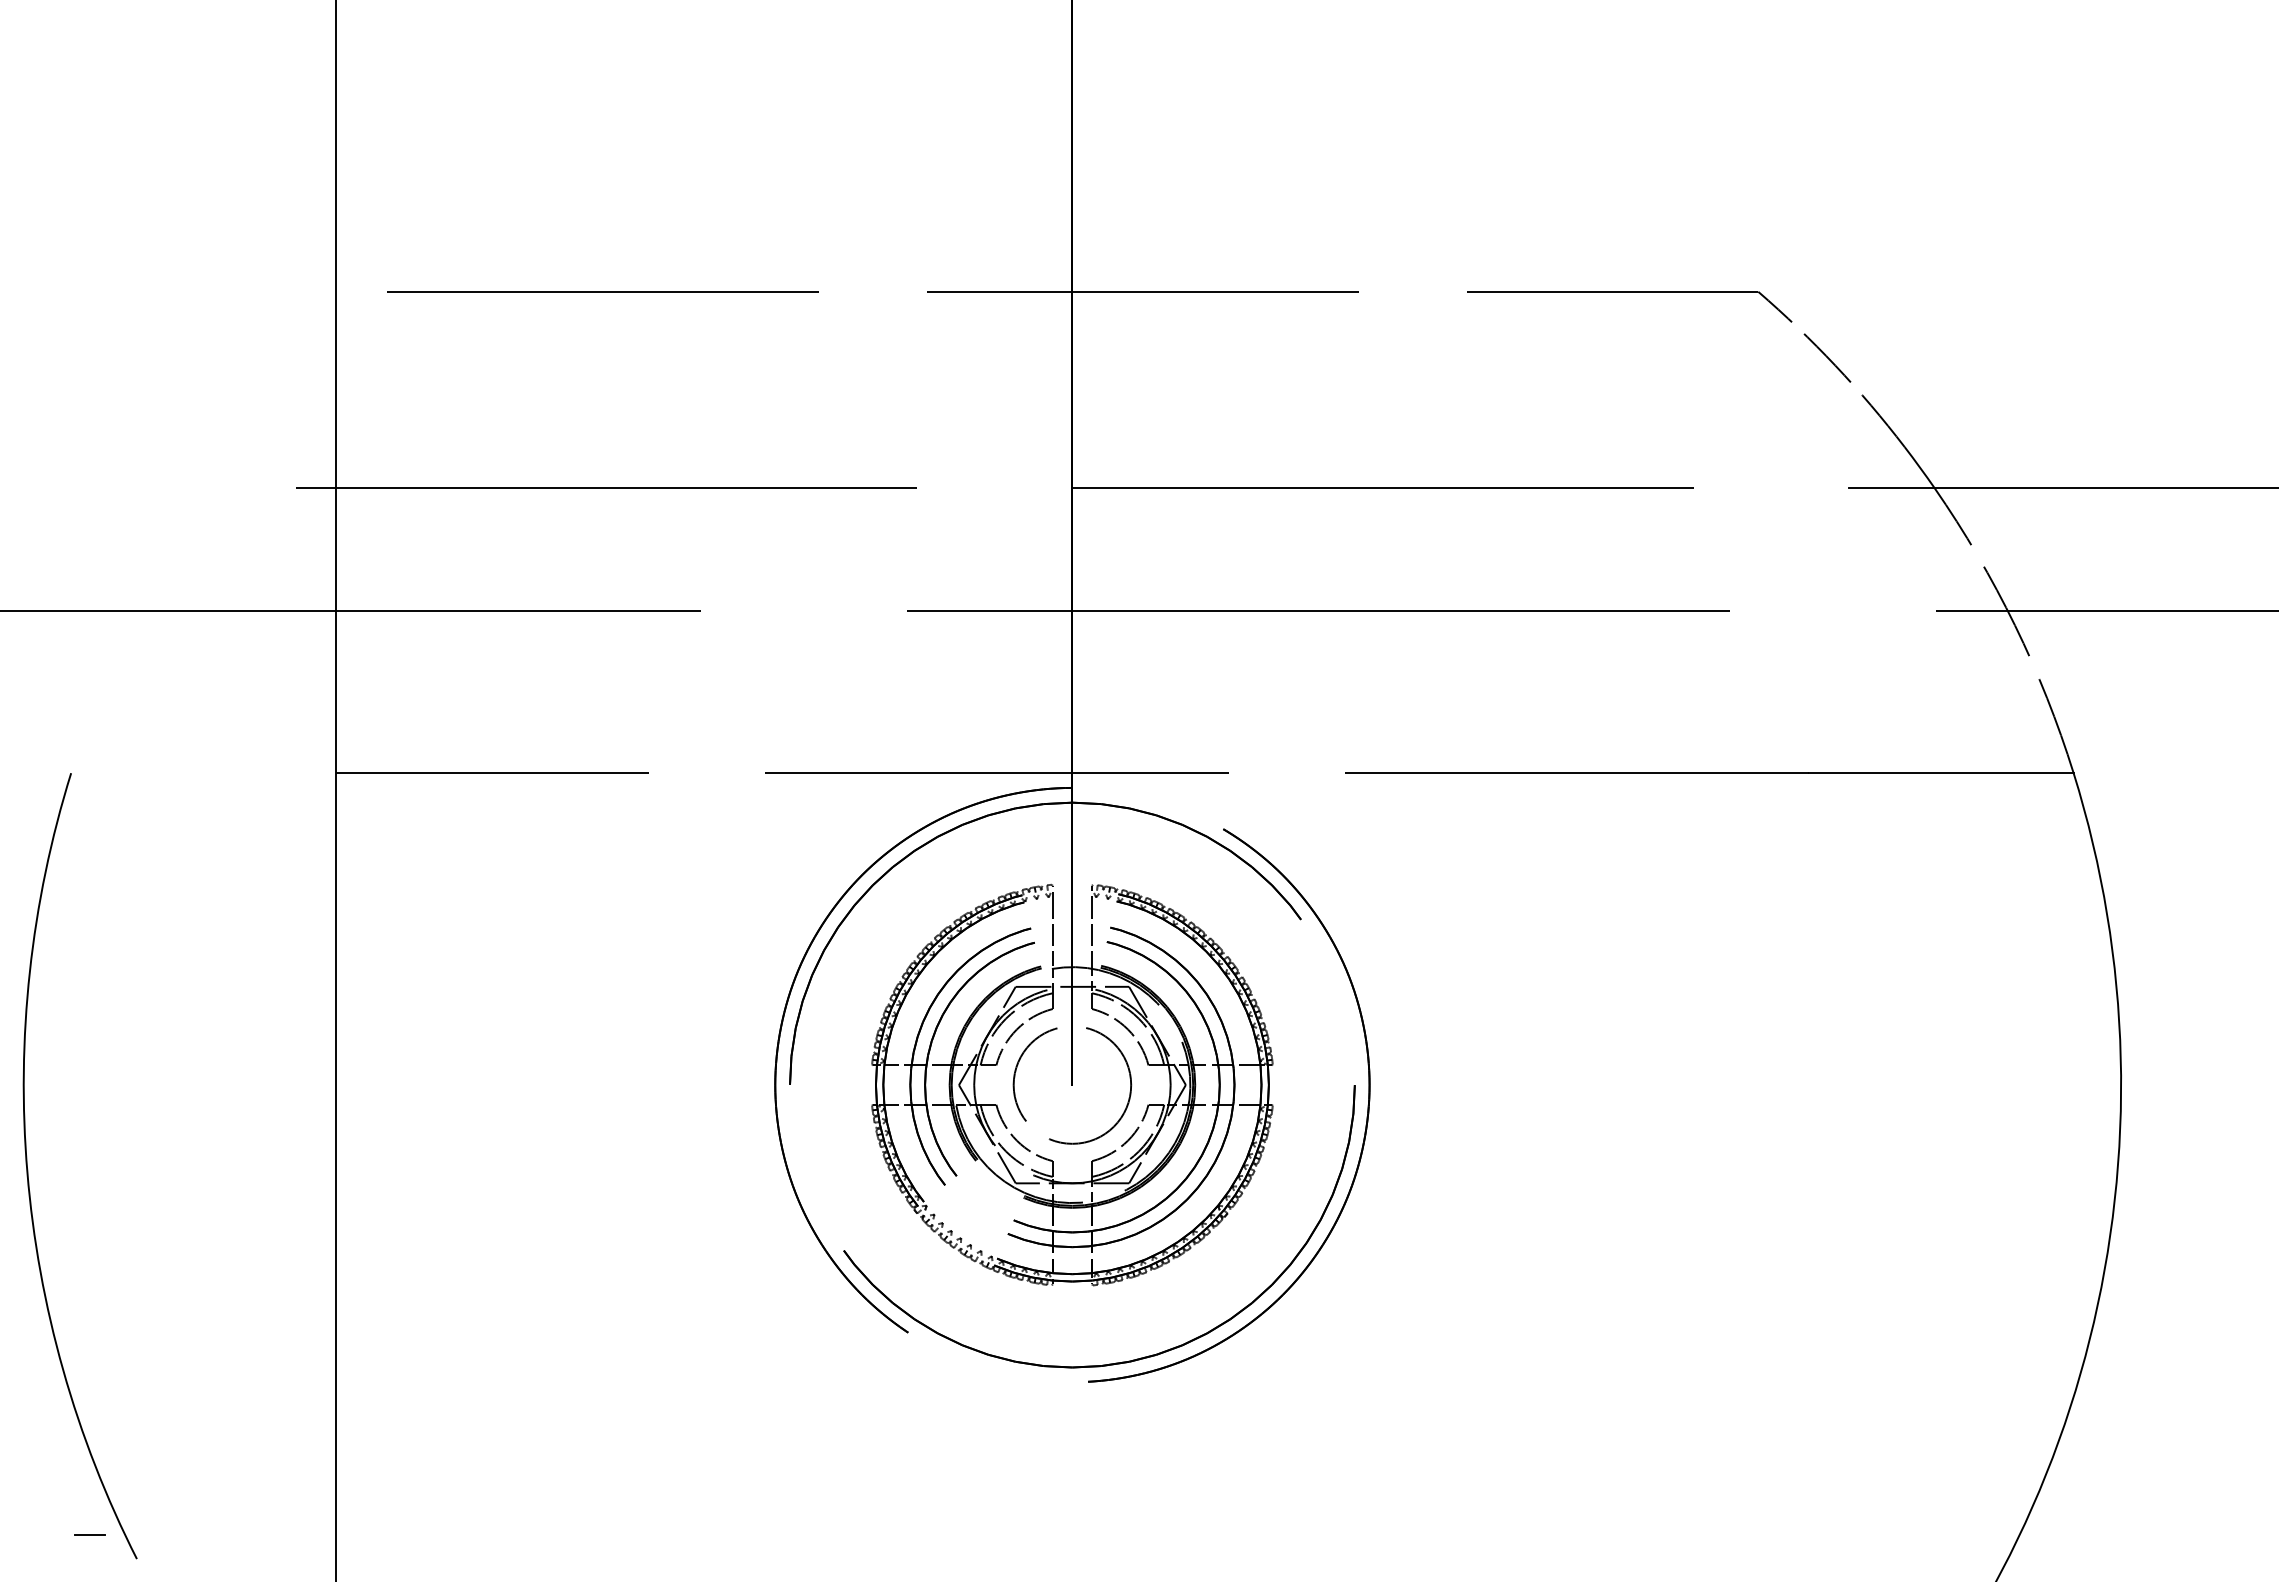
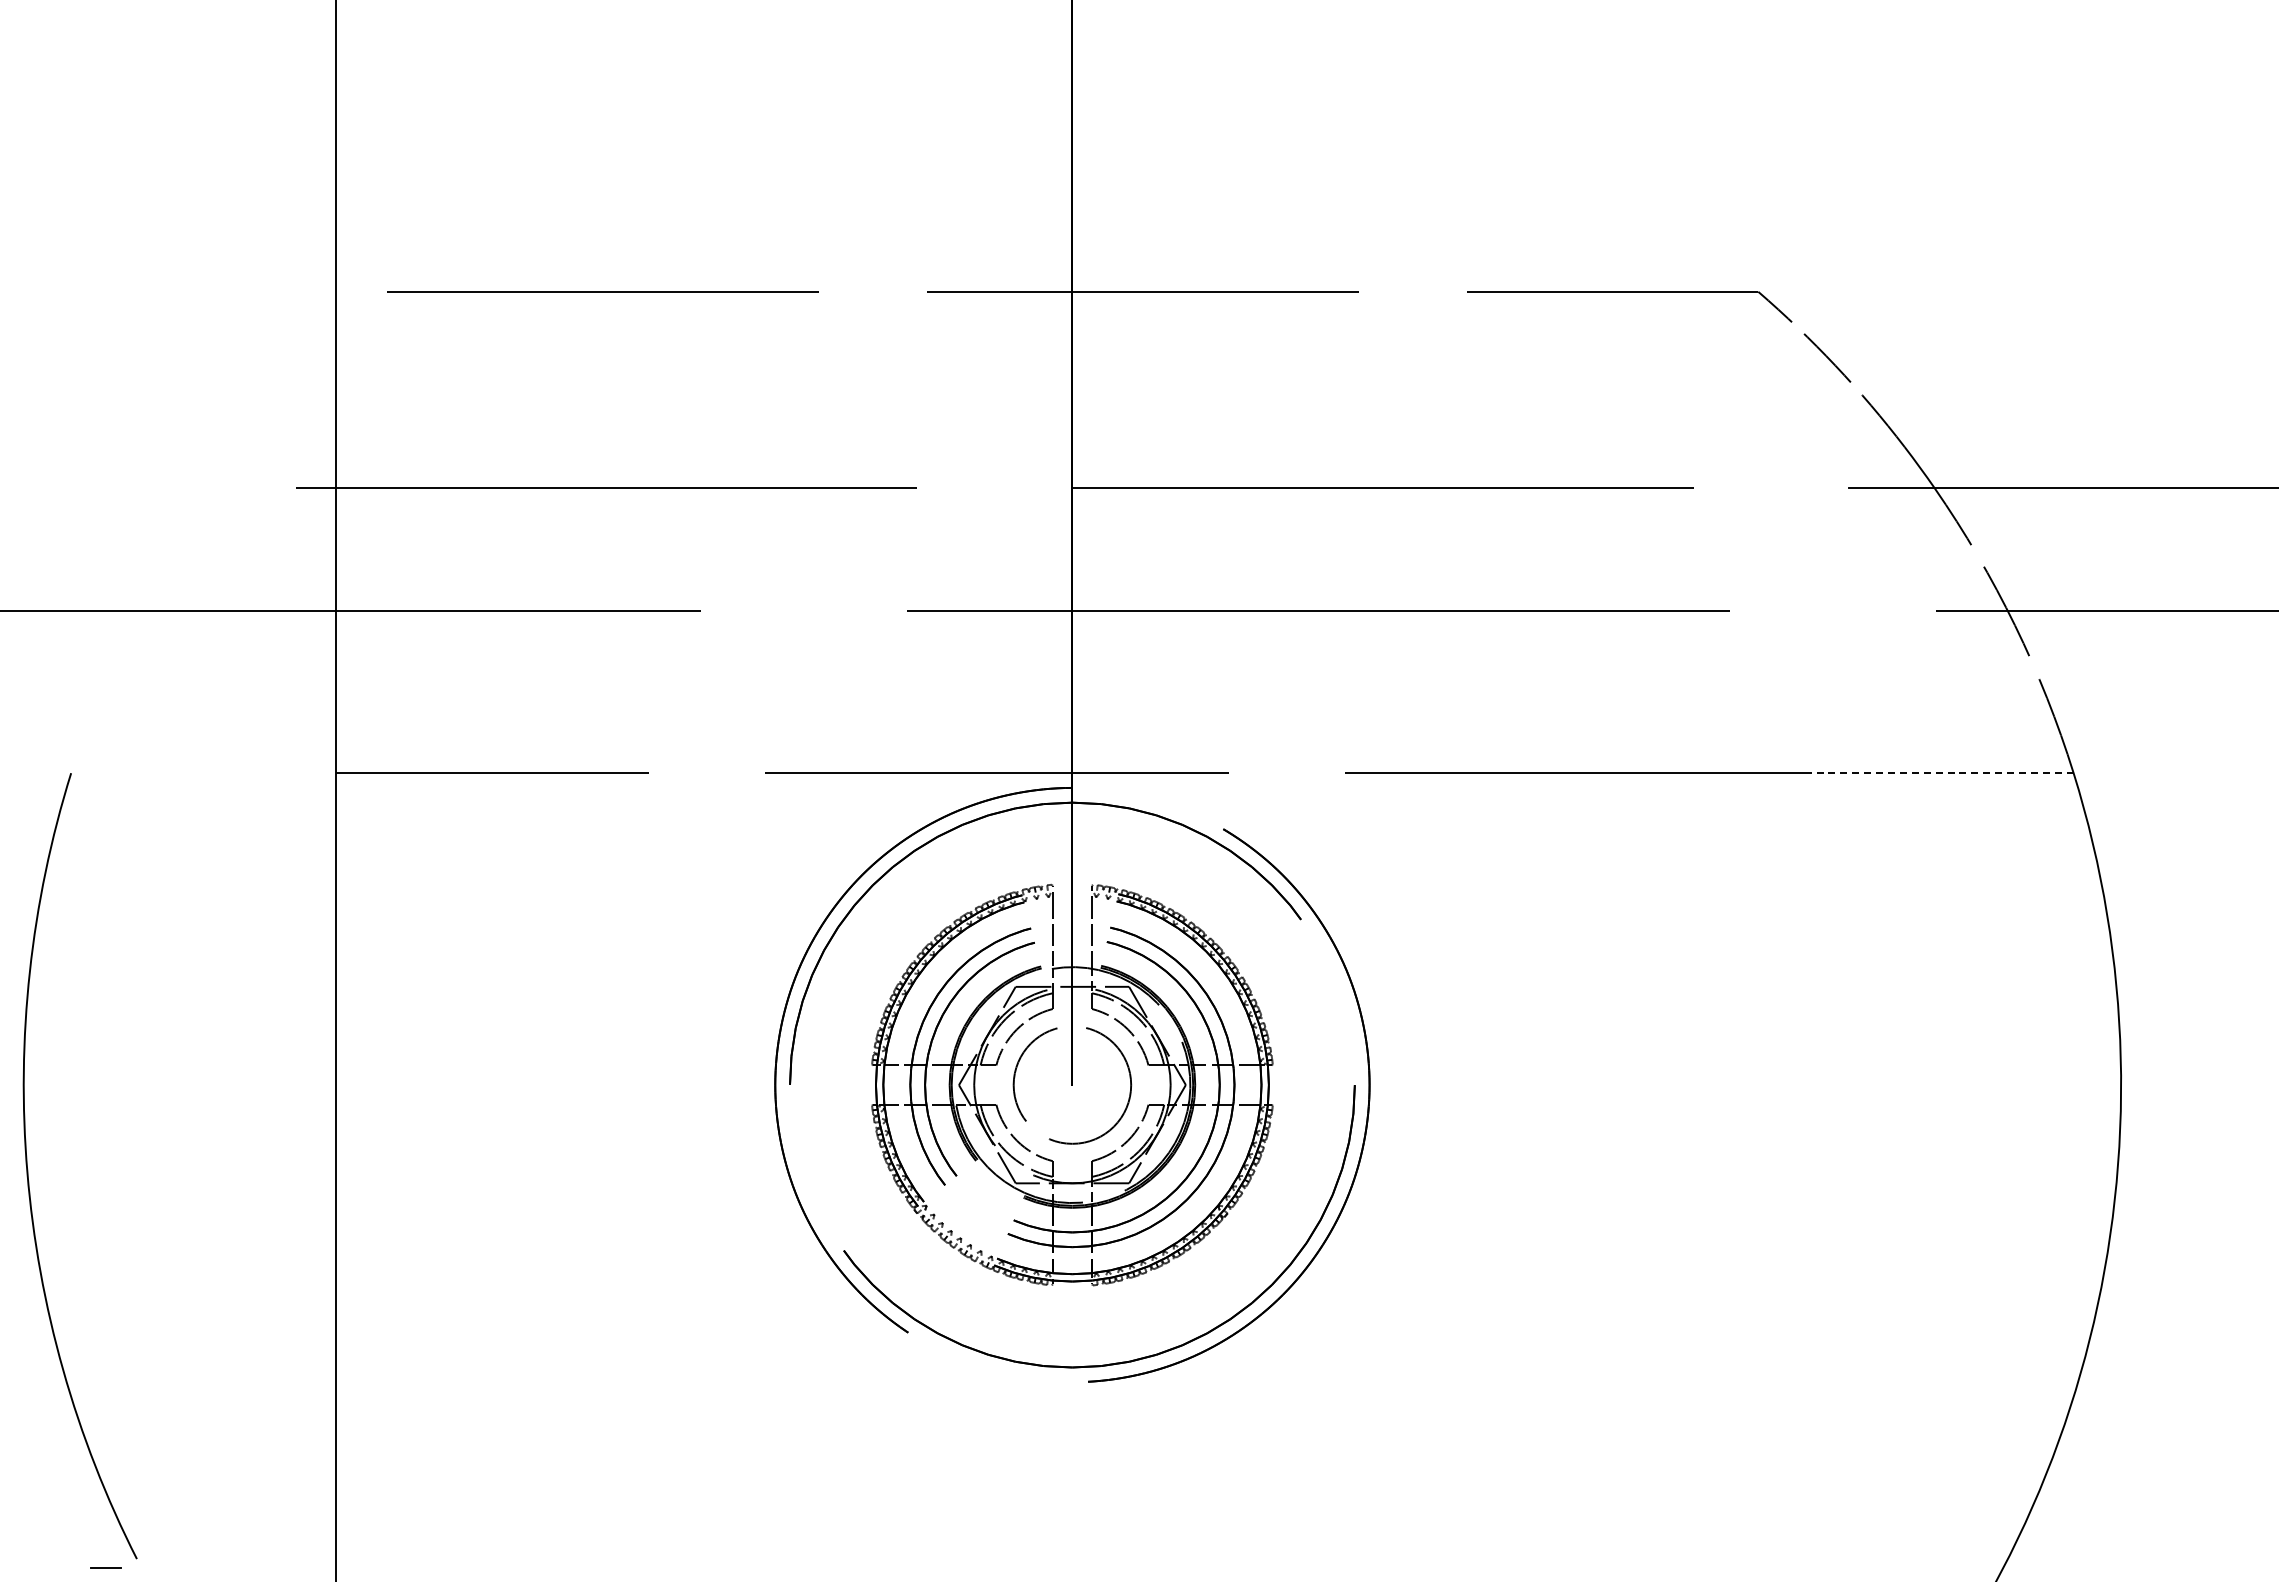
line: solid -> dashed (1940, 773)
line position: (89, 1534) -> (105, 1567) (105, 1567)
